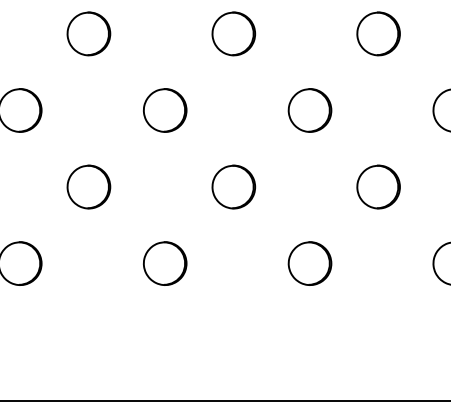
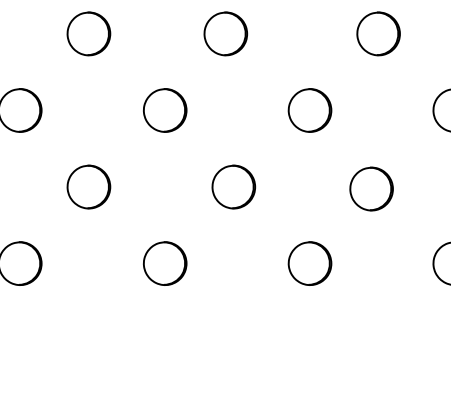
part position: (233, 33) -> (225, 33) (225, 33)
part position: (378, 186) -> (371, 188) (371, 188)
line: present -> none (224, 401)
